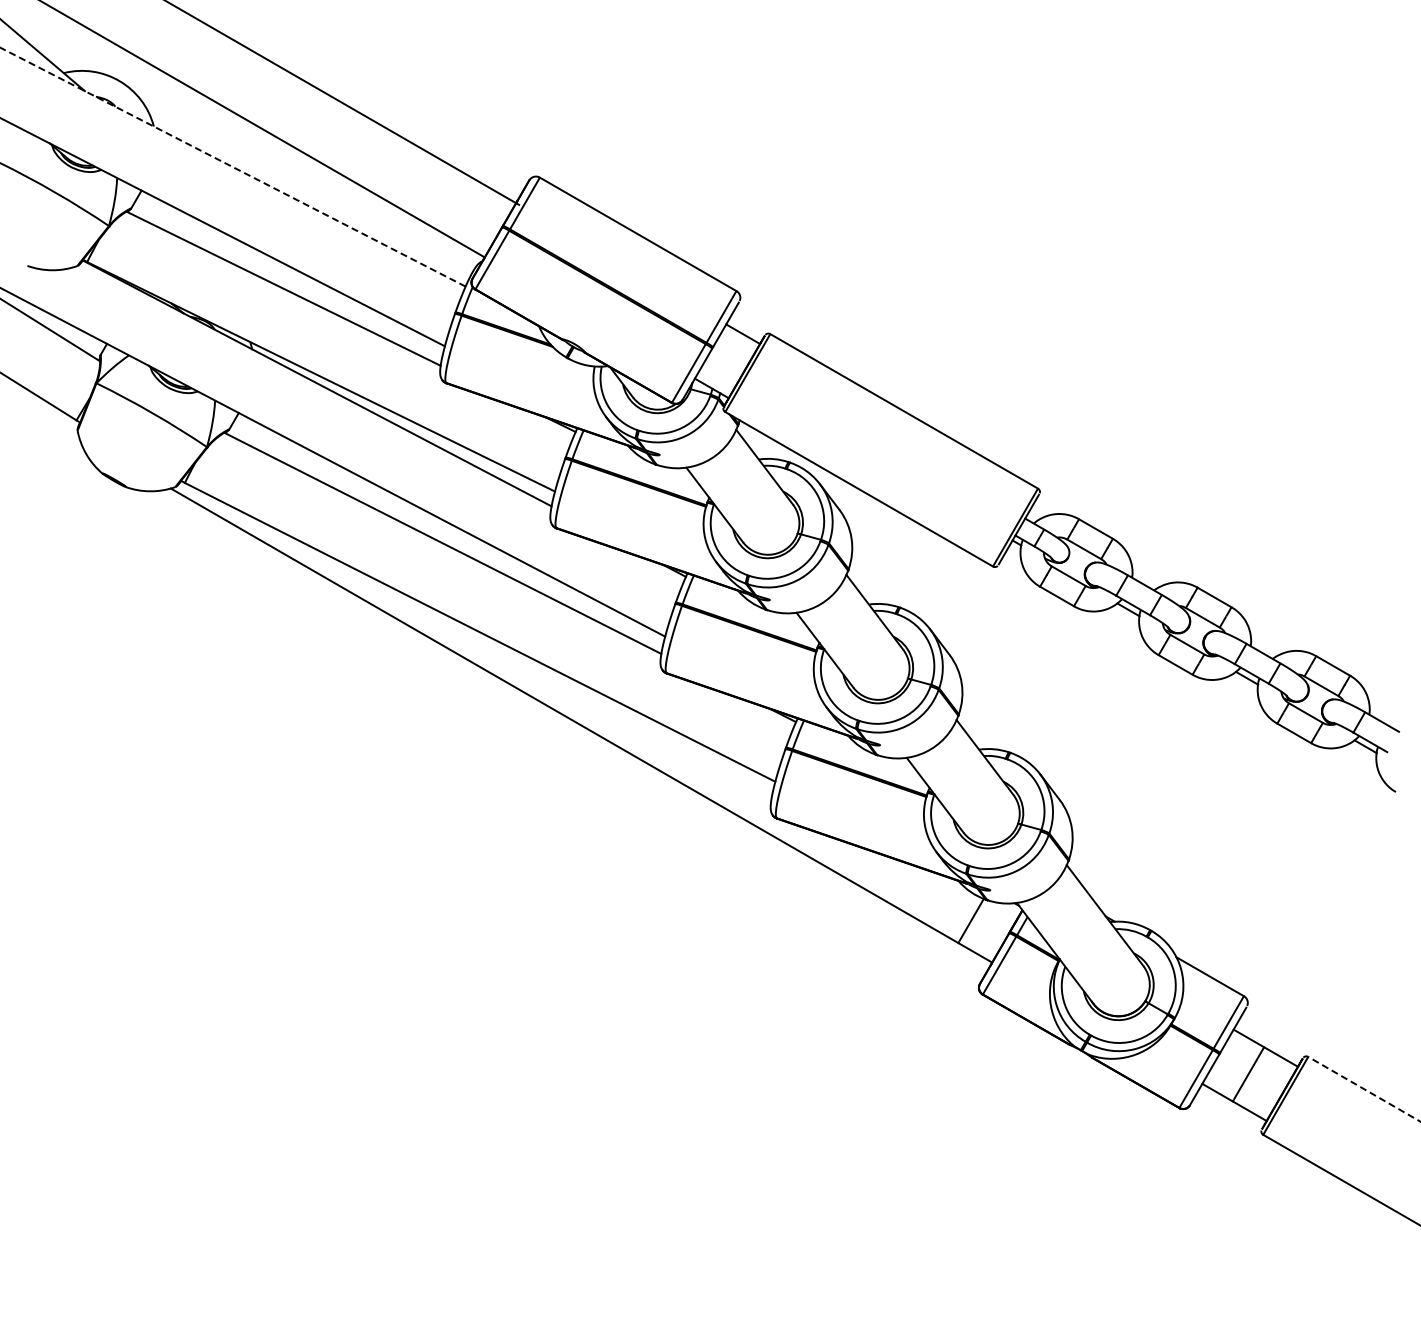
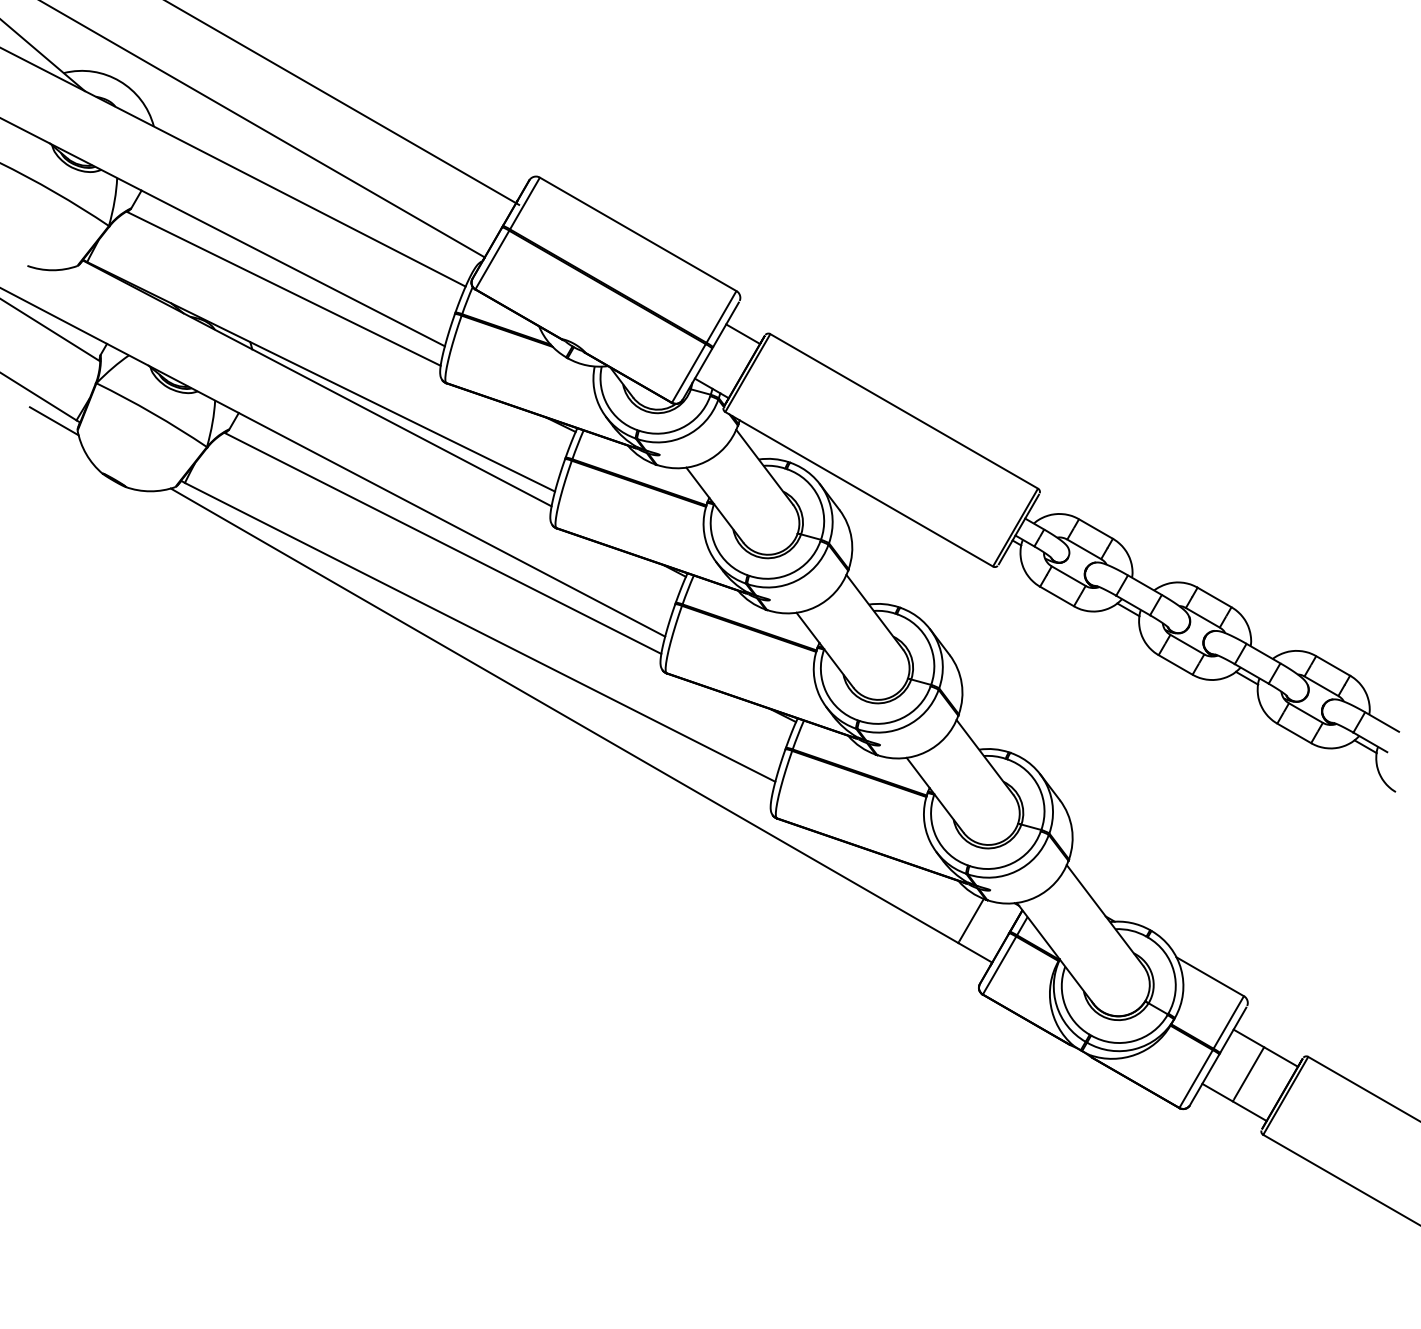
line: dashed -> solid (232, 167)
line: none -> present (53, 421)
line: dashed -> solid (1364, 1089)
